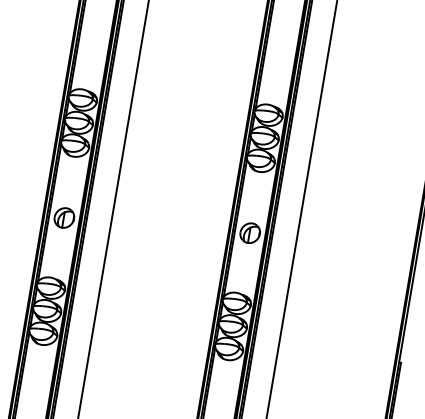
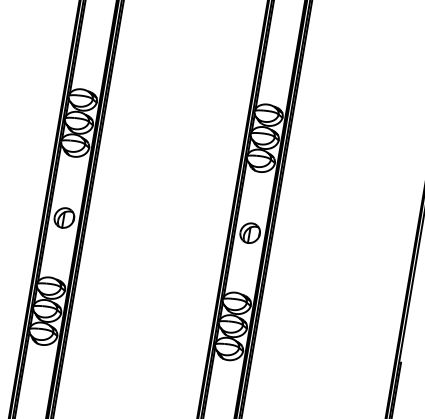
line: present -> none (113, 208)
line: present -> none (301, 208)
